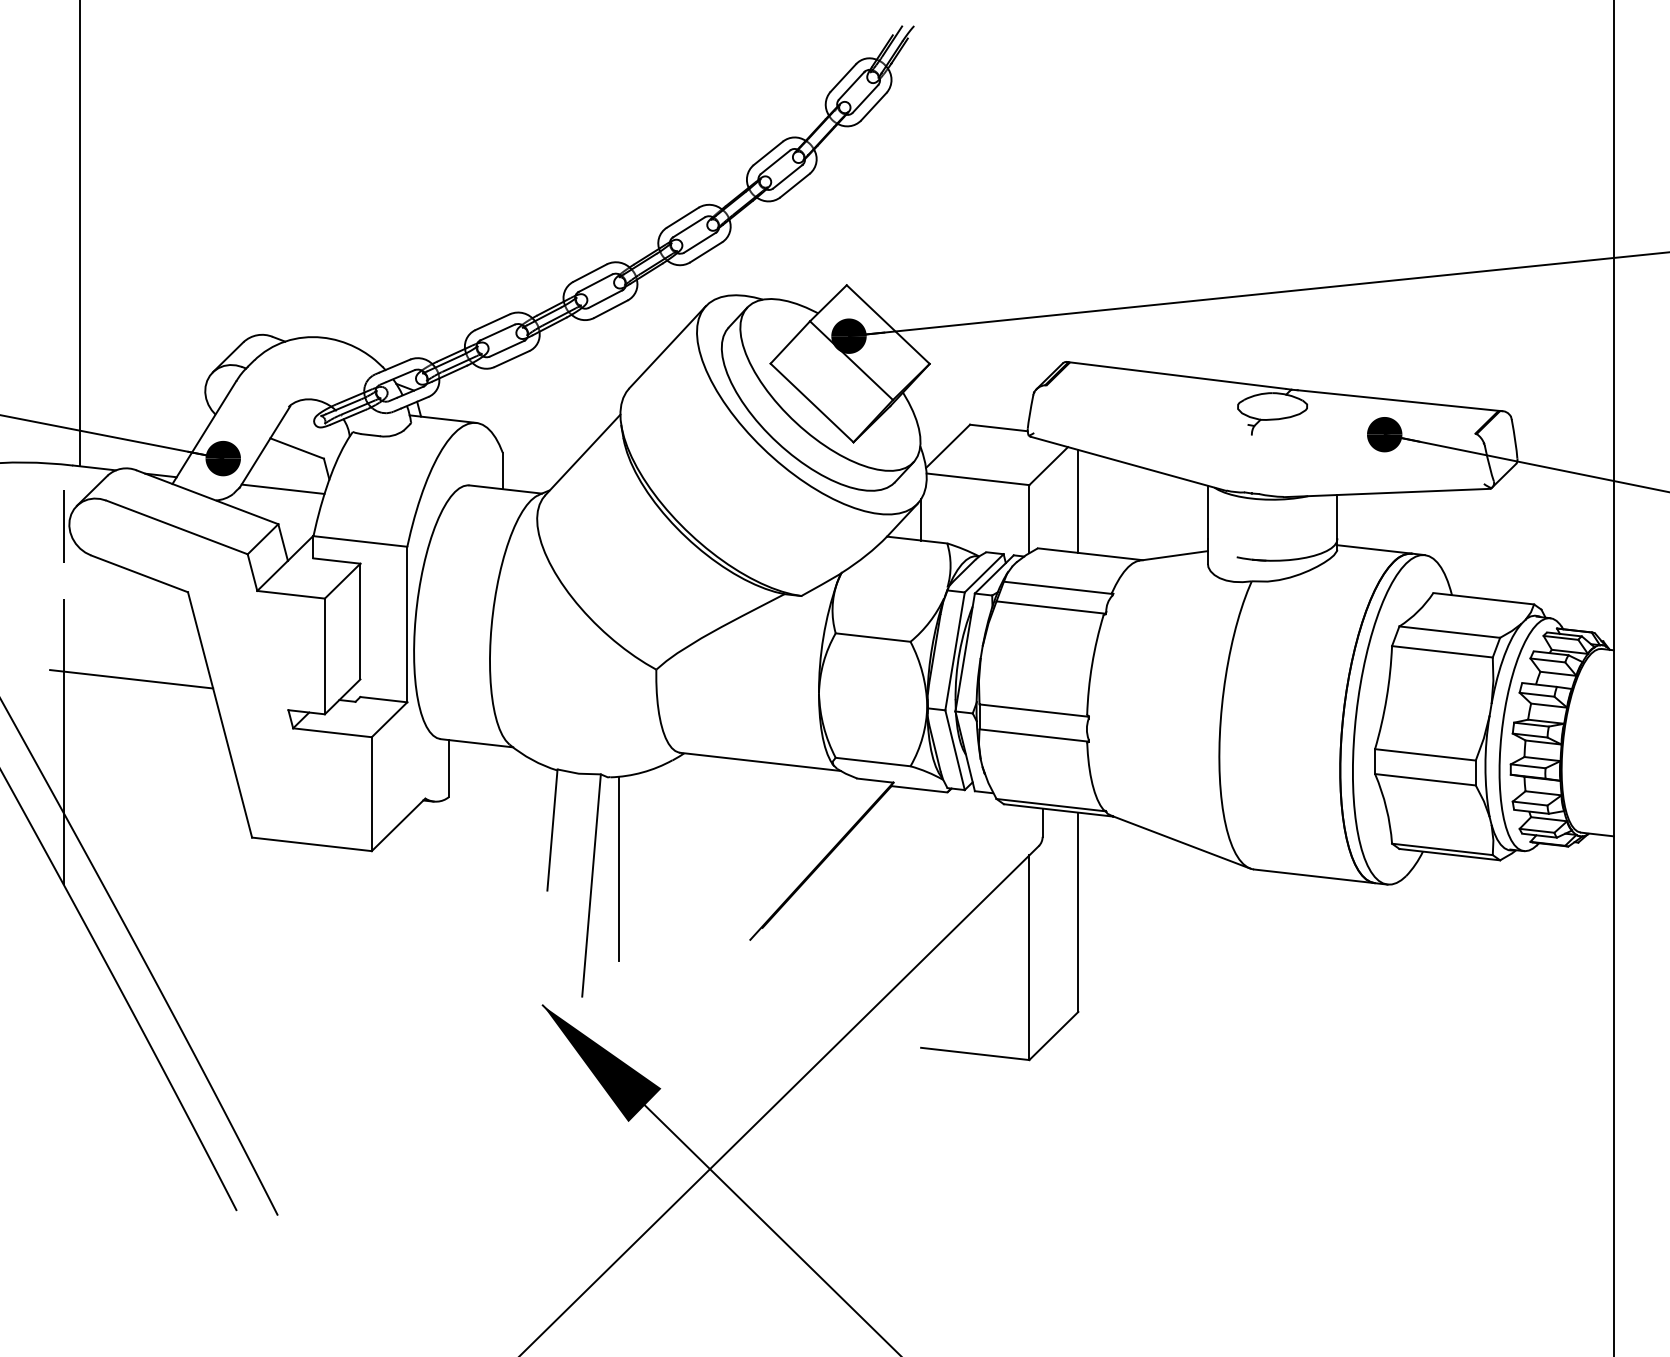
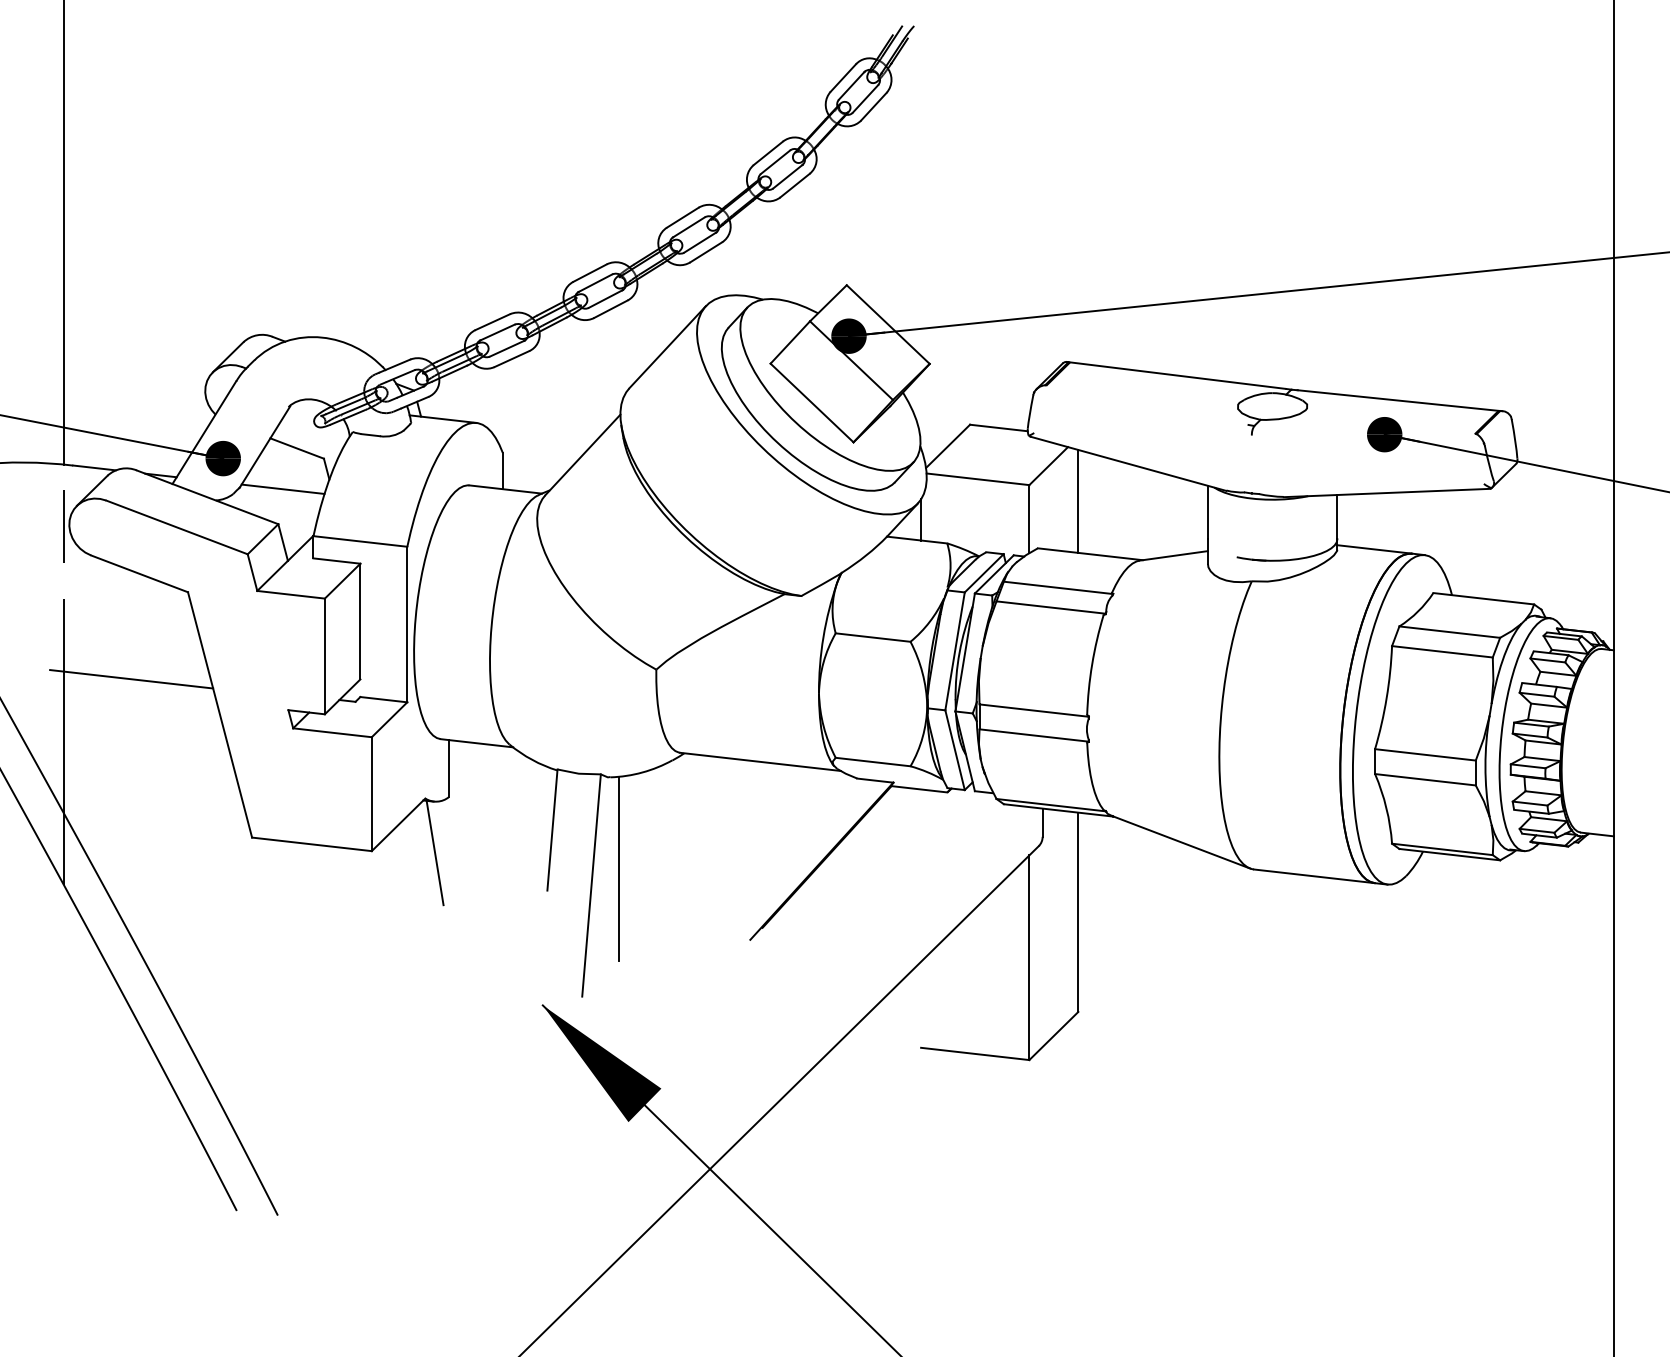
line position: (79, 233) -> (63, 233) (63, 233)
line: none -> present (434, 852)
